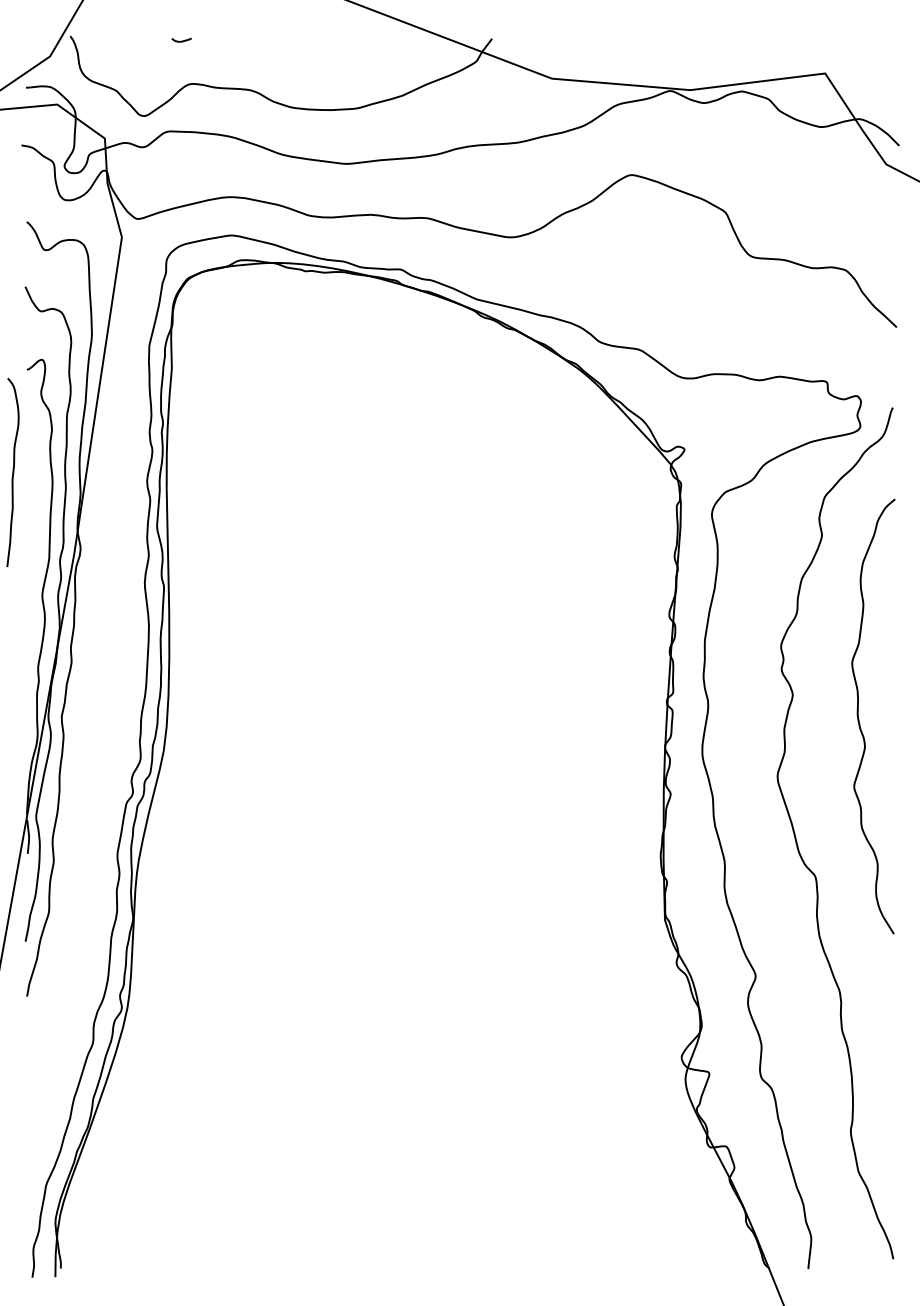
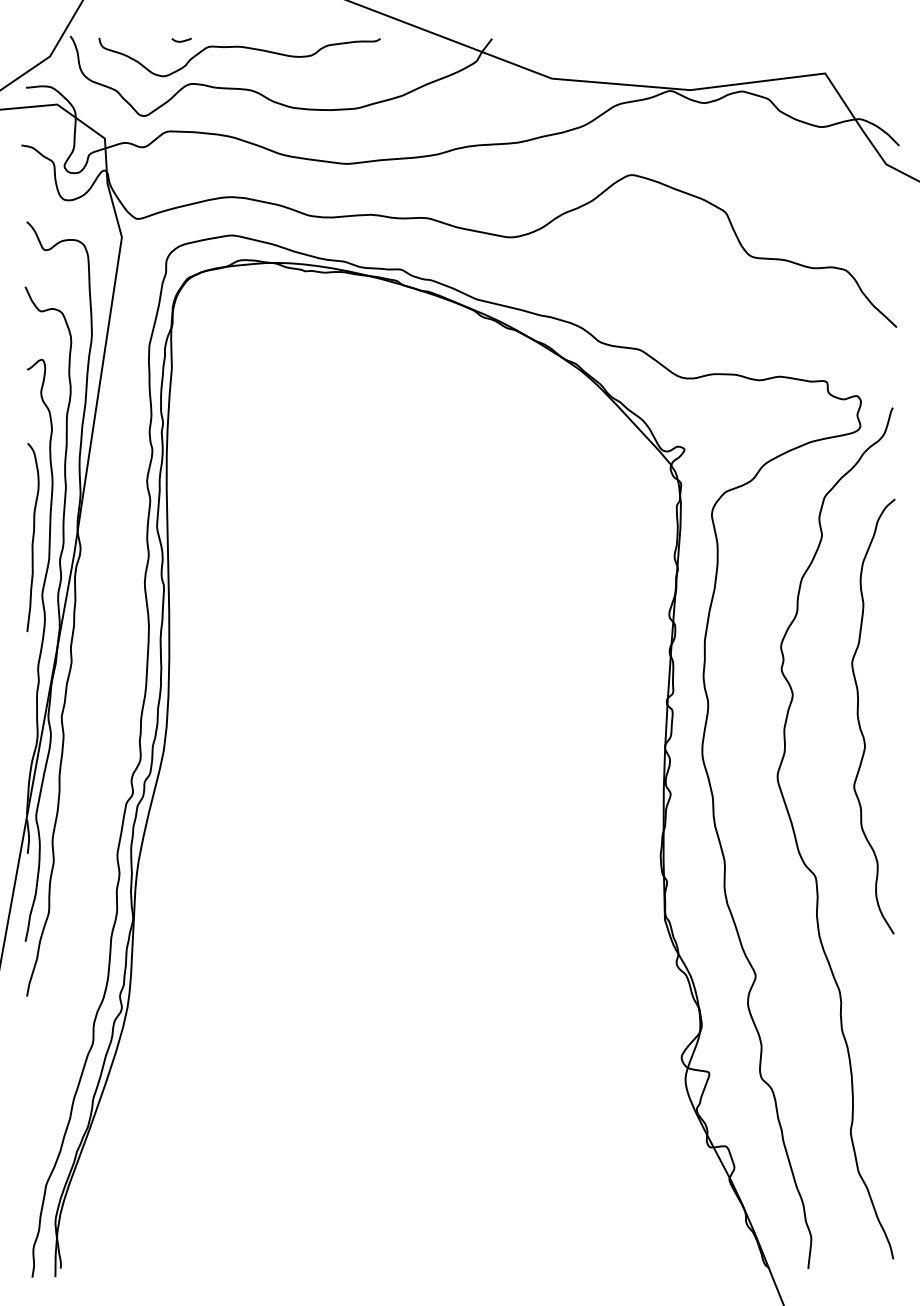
curve: none -> present (243, 48)
curve position: (12, 472) -> (32, 537) (32, 537)
